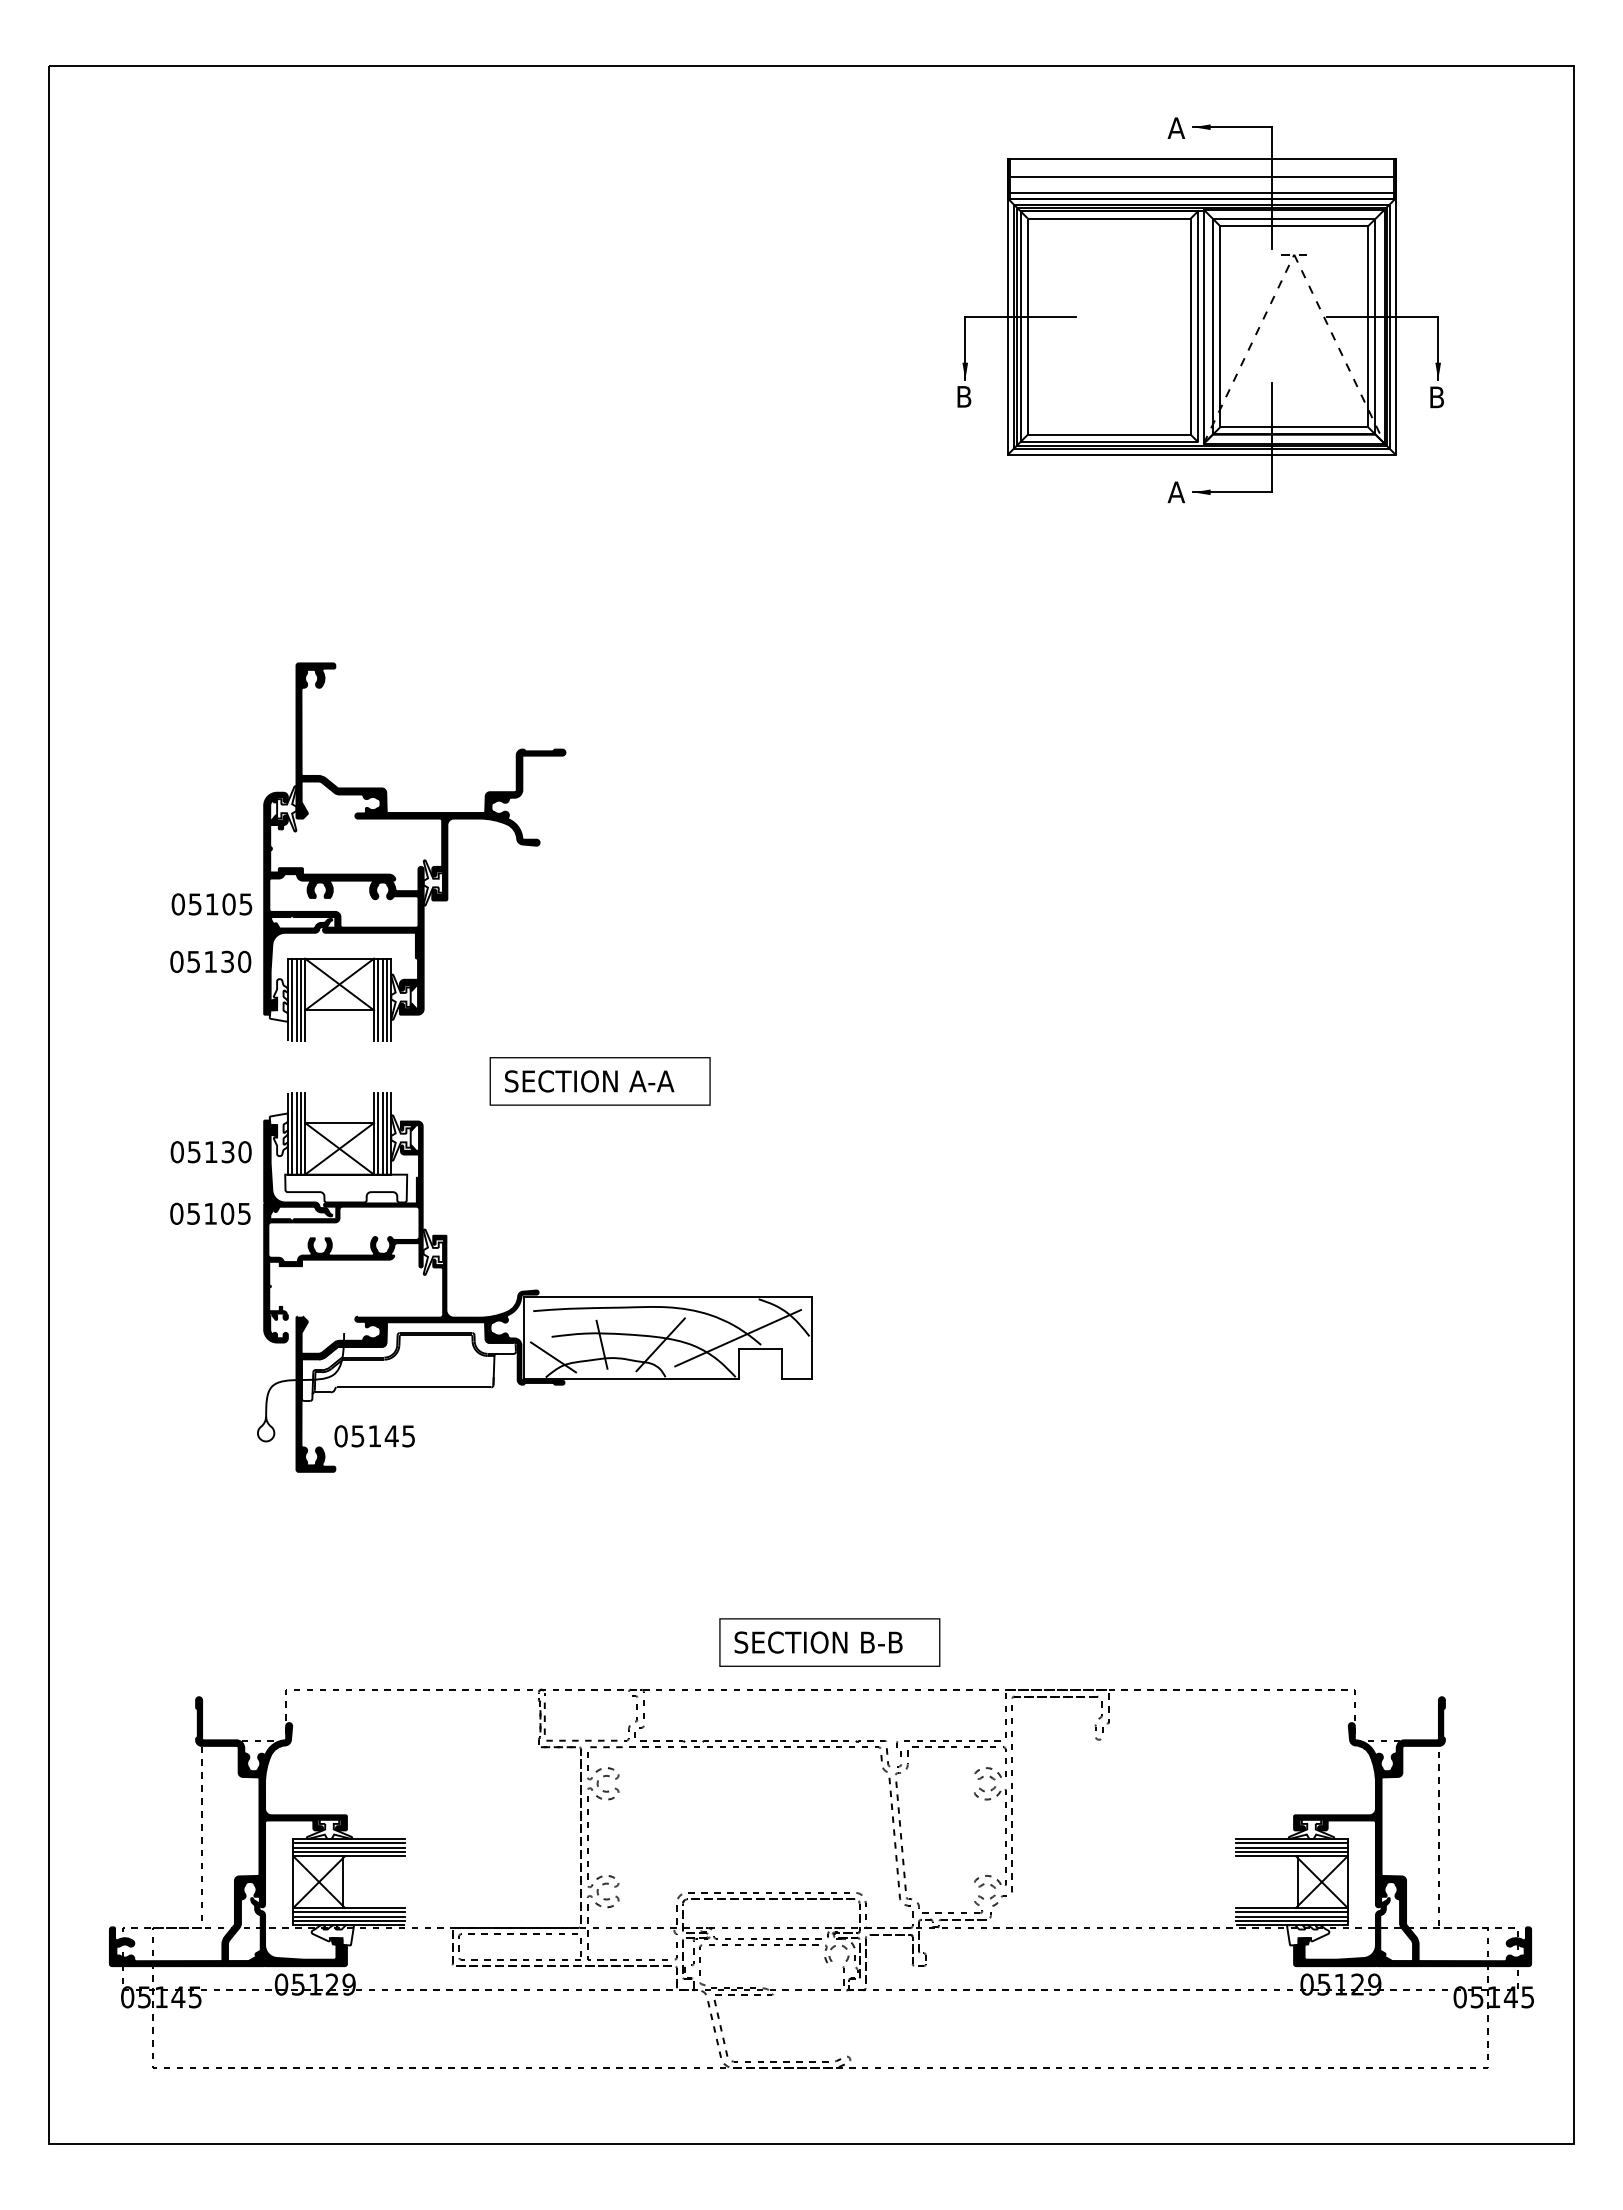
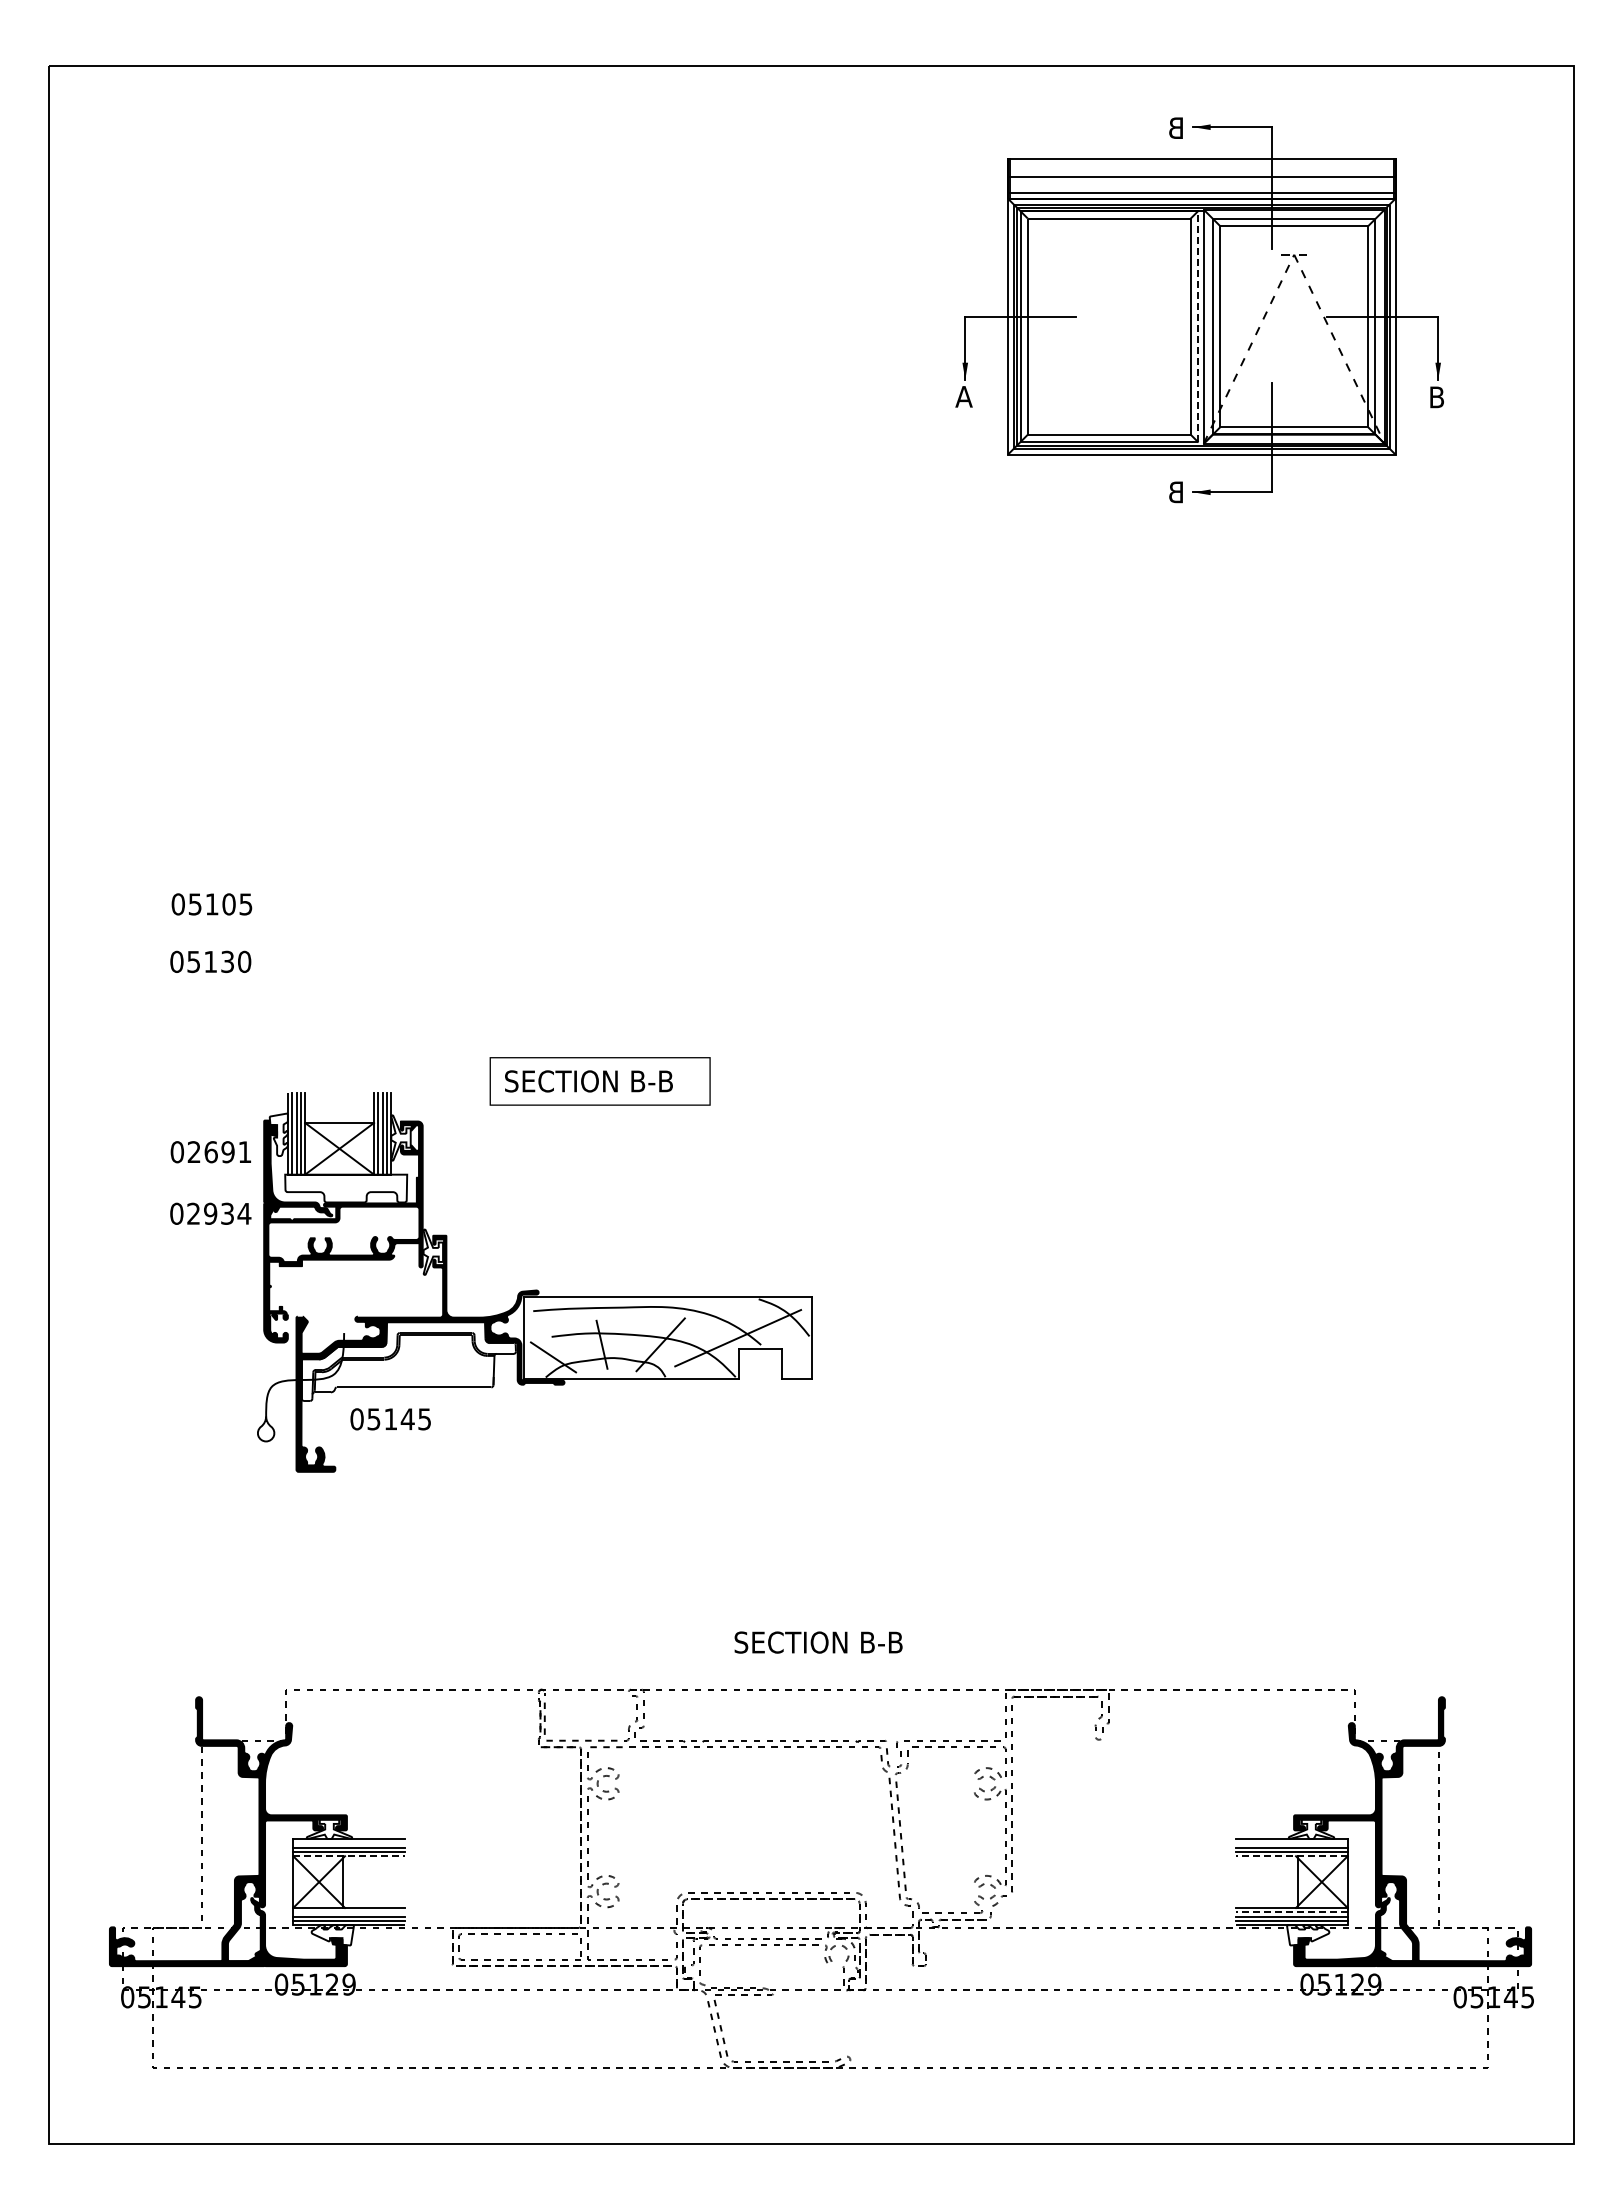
text: A -> B (1176, 127)
line: solid -> dashed (1197, 326)
text: B -> A (963, 396)
text: A -> B (1176, 492)
part: present -> none (414, 851)
text: SECTION A-A -> SECTION B-B (651, 1081)
text: 05130 -> 02691 (219, 1152)
text: 05105 -> 02934 (219, 1213)
text position: (374, 1436) -> (390, 1419) (390, 1419)
part: present -> none (829, 1642)
line: present -> none (349, 1843)
line: present -> none (1291, 1843)
line: solid -> dashed (349, 1856)
line: solid -> dashed (1291, 1856)
line: present -> none (349, 1912)
line: solid -> dashed (1291, 1912)
